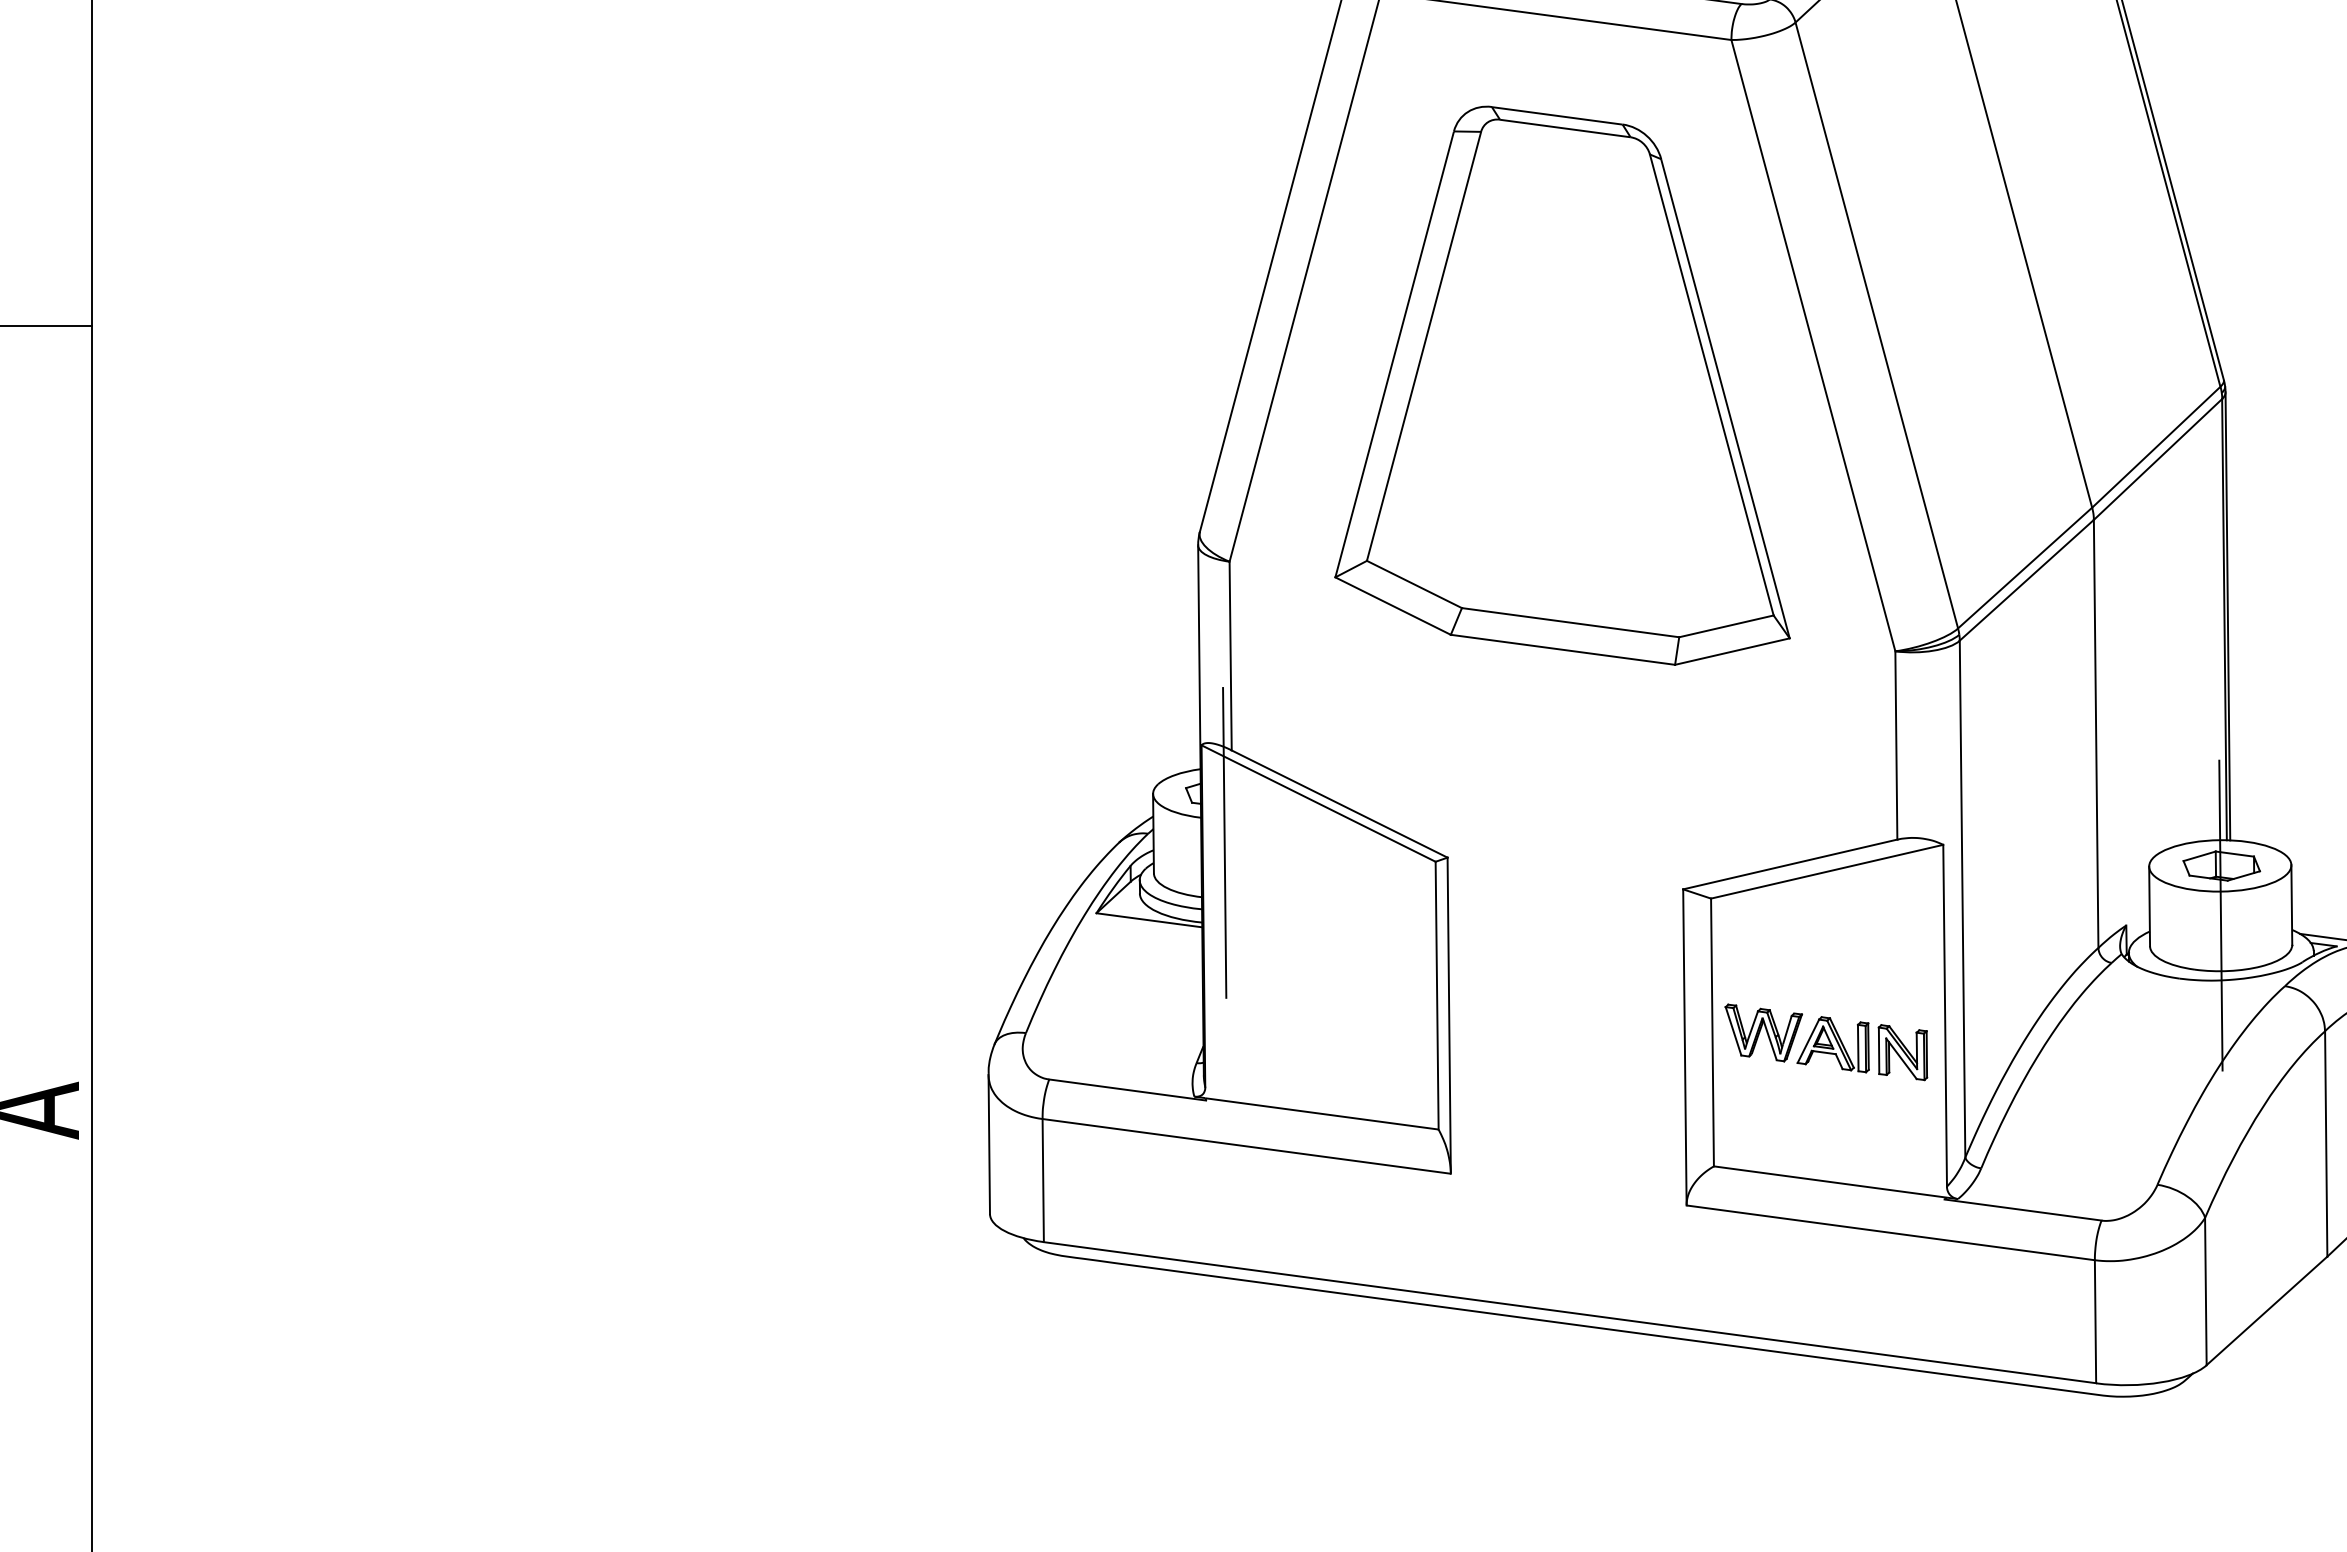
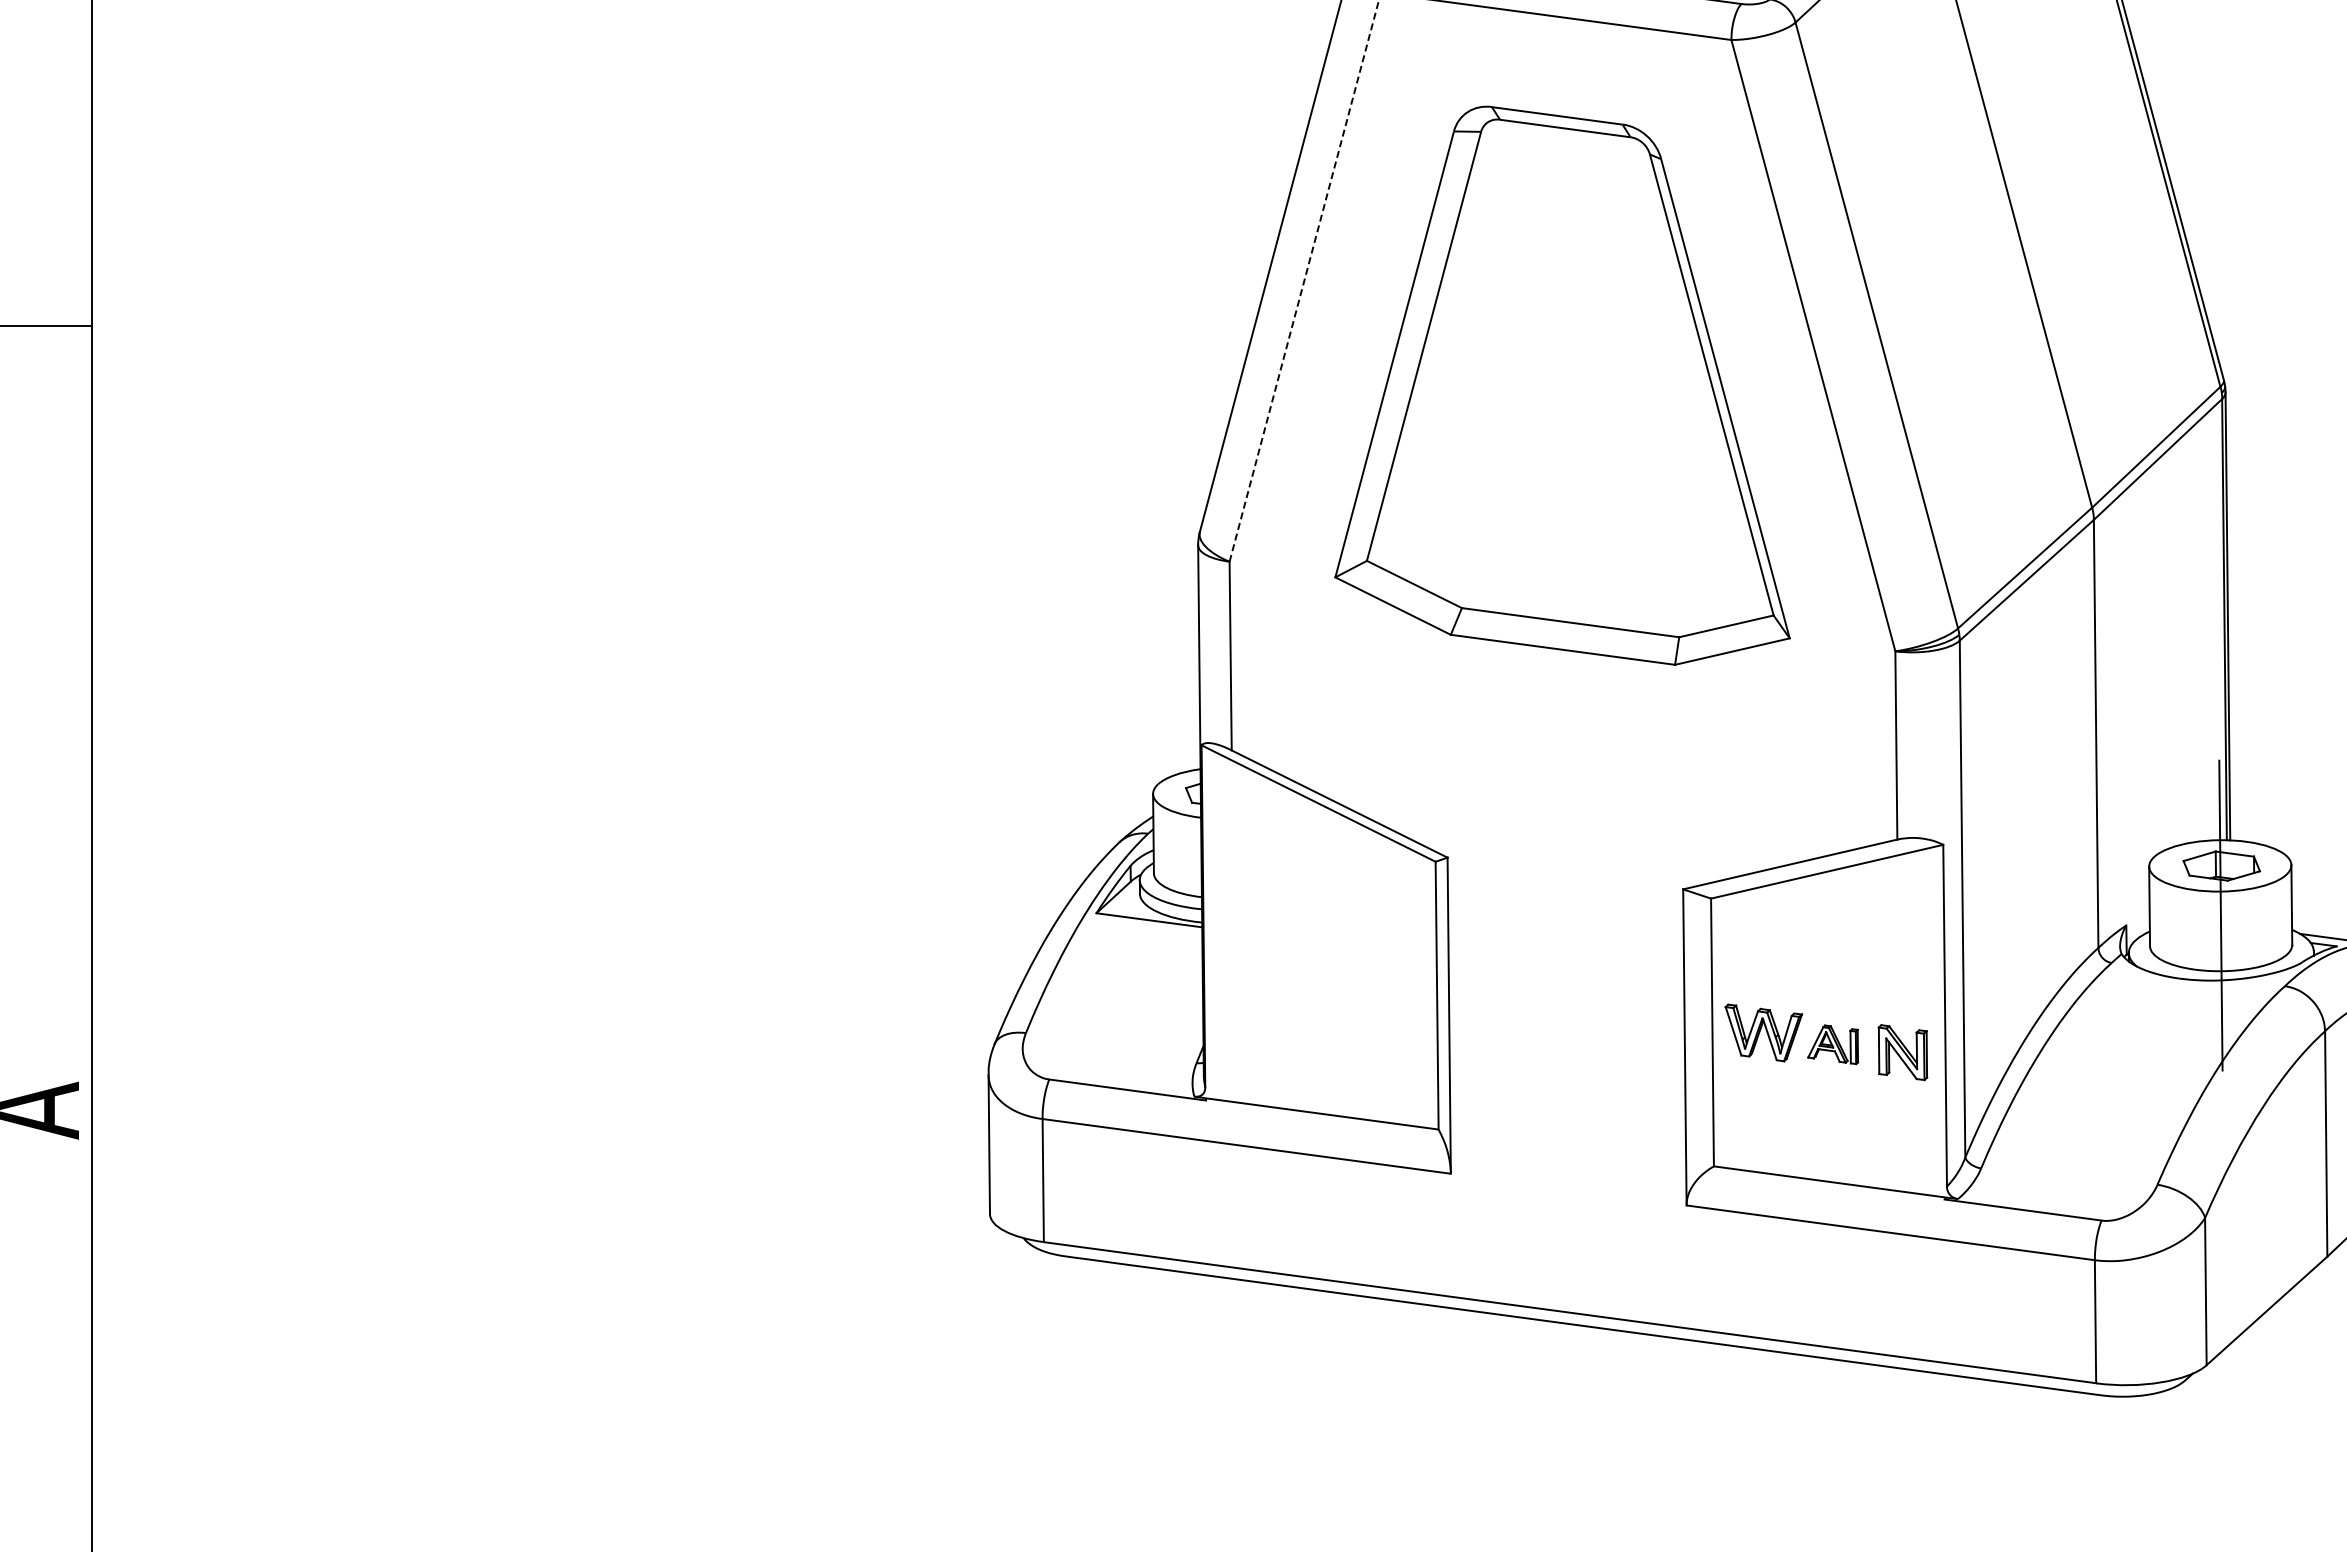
line: solid -> dashed (1304, 280)
line: present -> none (1224, 842)
part size: 74x58 px -> 53x42 px (1833, 1044)
